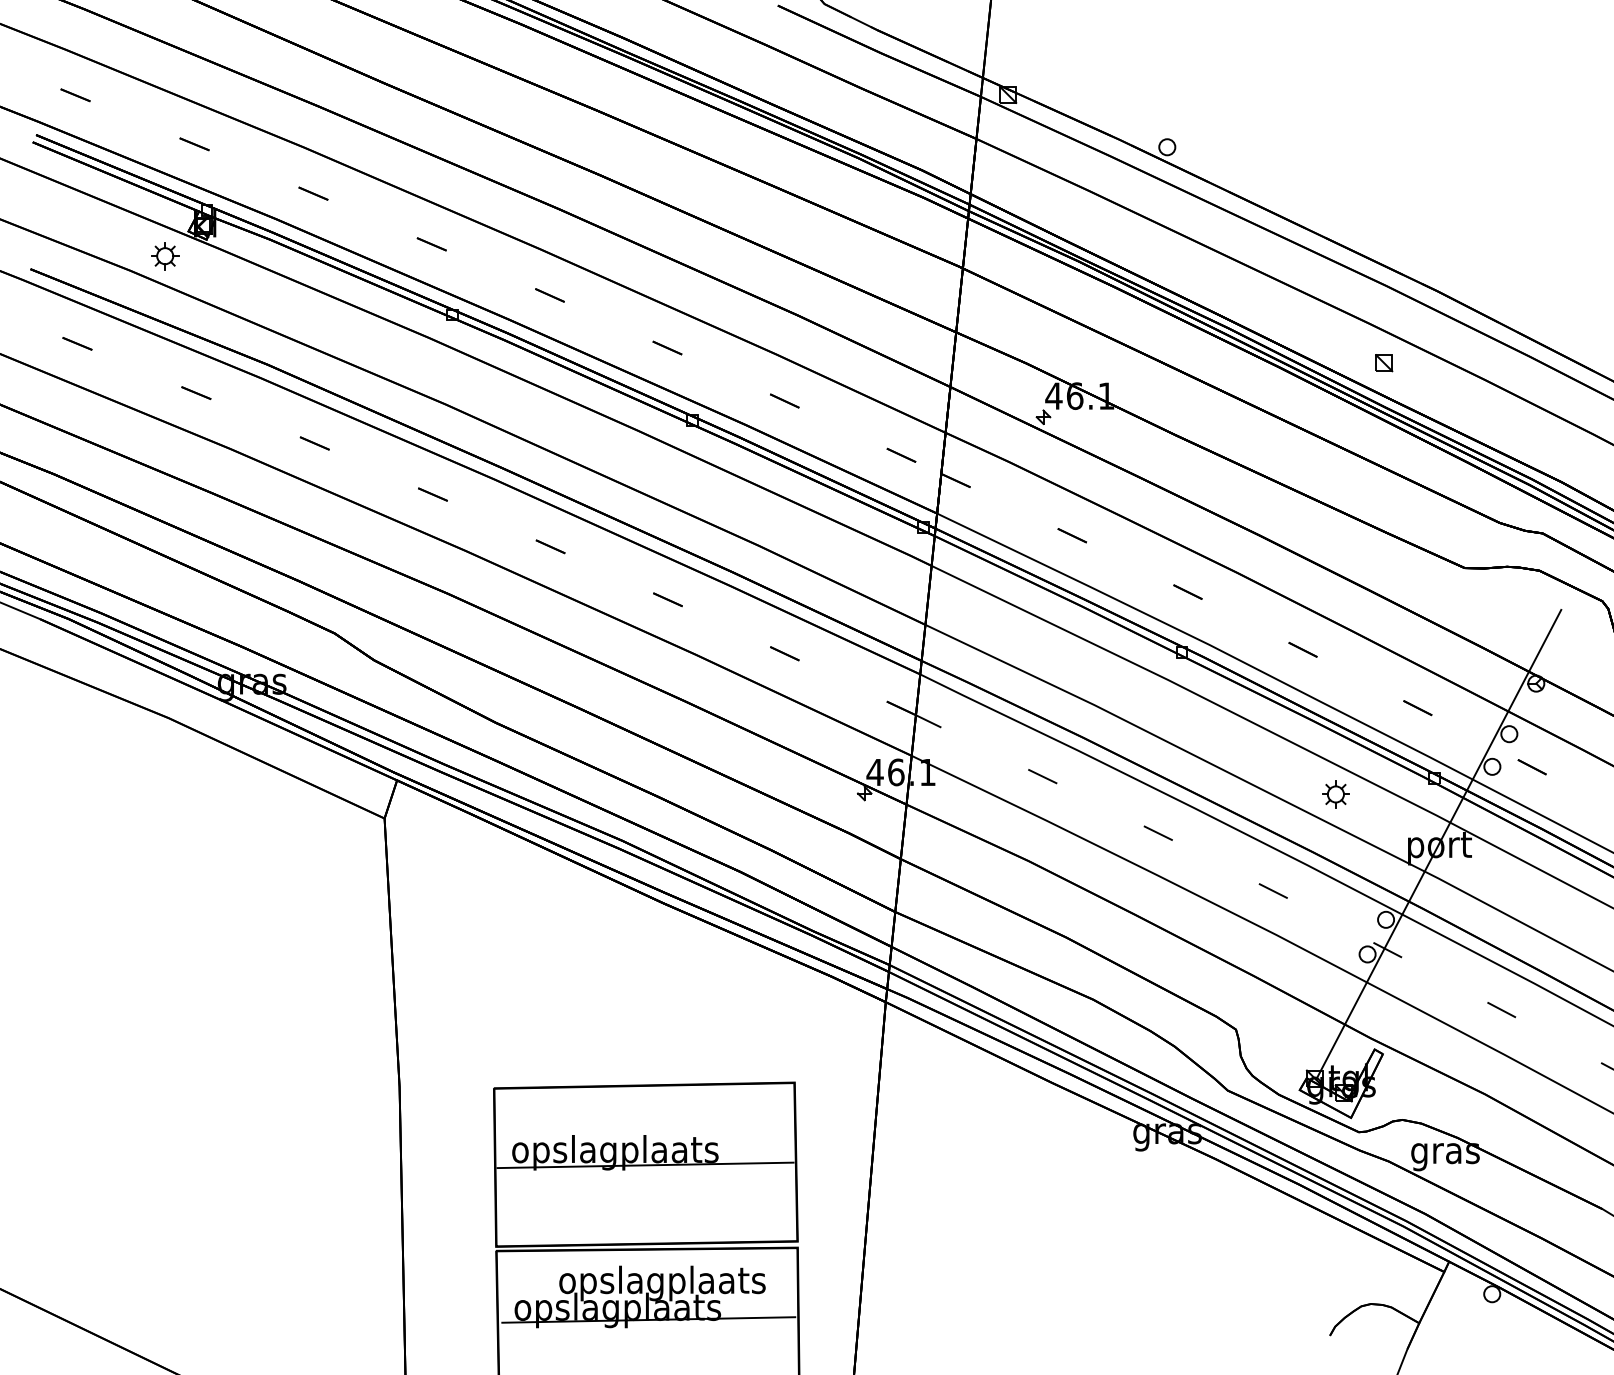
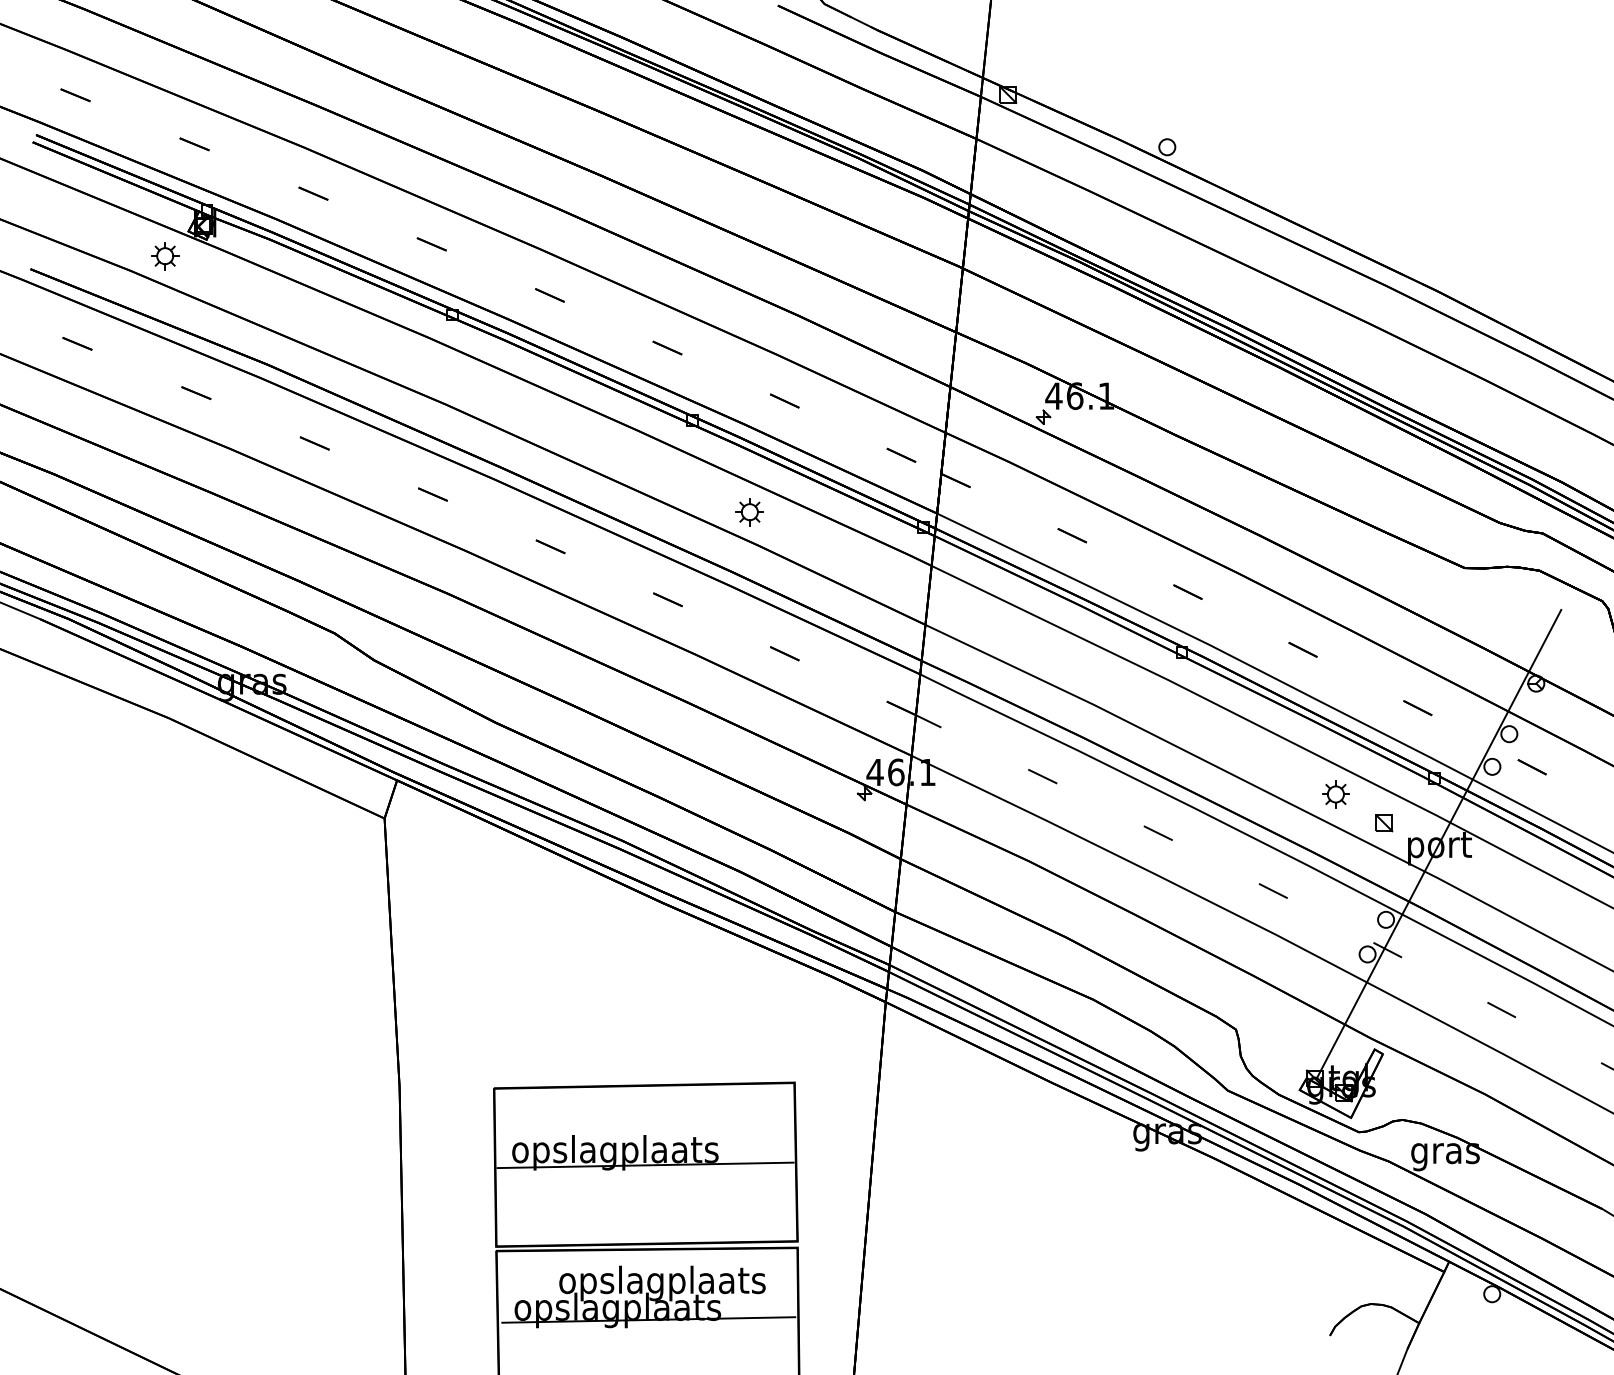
part position: (1384, 363) -> (1384, 823) (1384, 823)
part: none -> present (749, 512)
